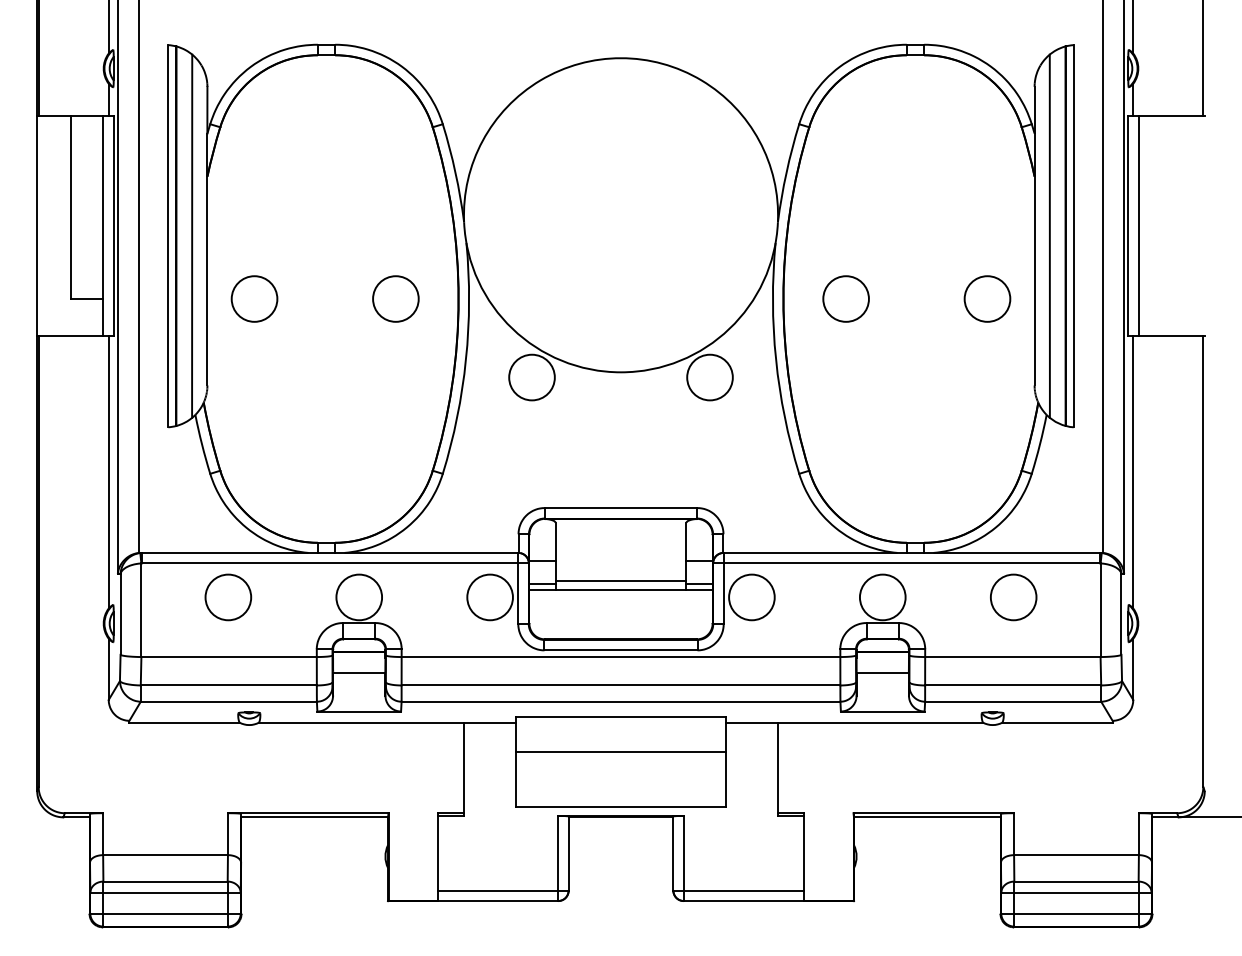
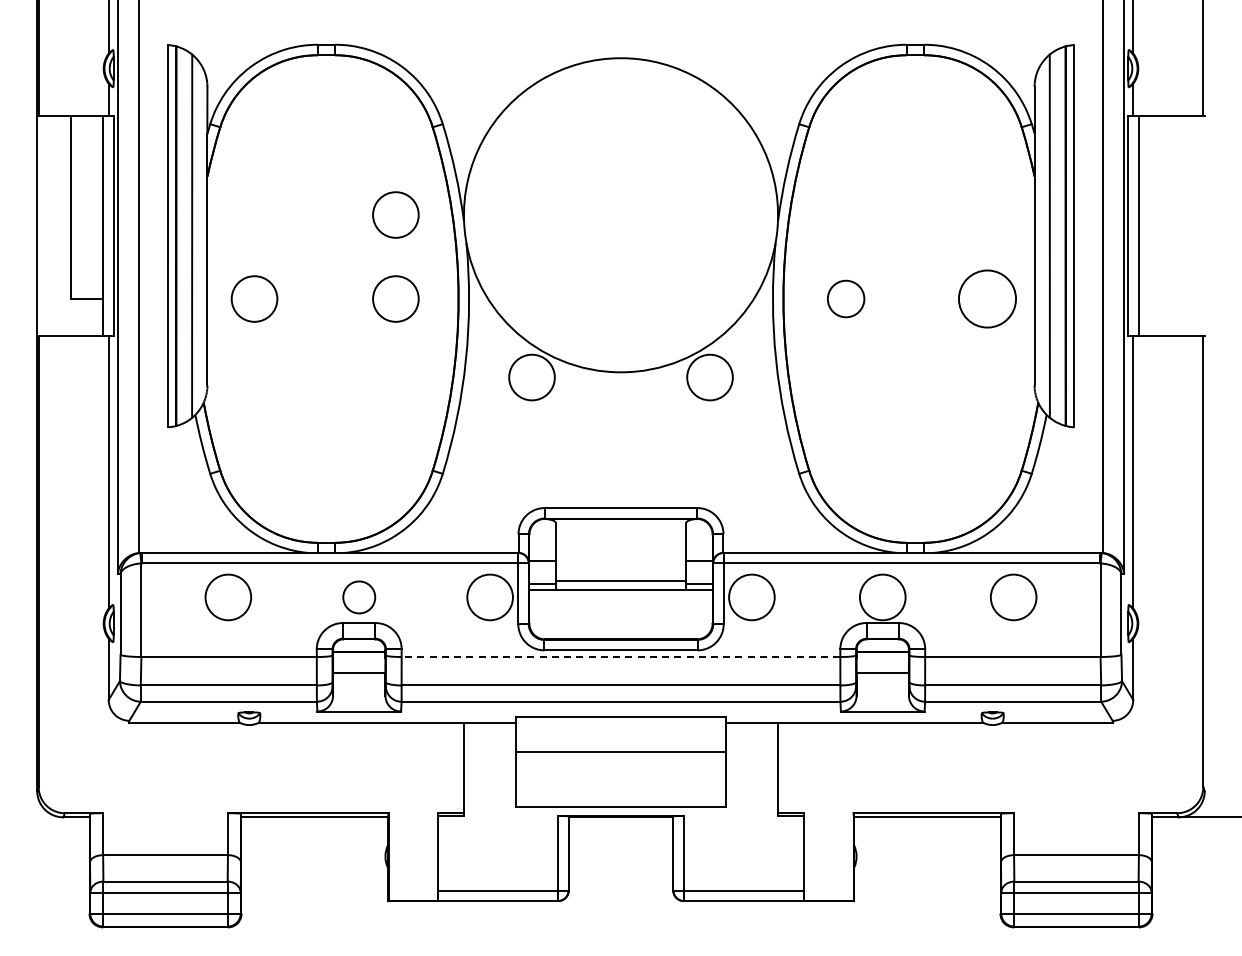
circle: none -> present (395, 214)
circle size: 48x48 px -> 39x40 px (846, 298)
circle diameter: 46 px -> 57 px (987, 298)
circle diameter: 46 px -> 32 px (359, 597)
line: solid -> dashed (620, 657)
